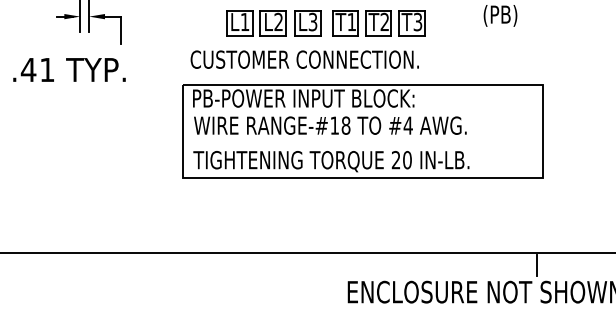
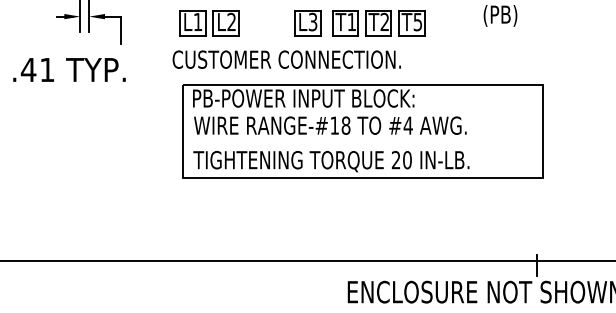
text: T3 -> T5 (418, 21)
part position: (256, 23) -> (209, 23) (209, 23)
text position: (304, 59) -> (286, 59) (286, 59)
line position: (307, 252) -> (307, 260) (307, 260)
